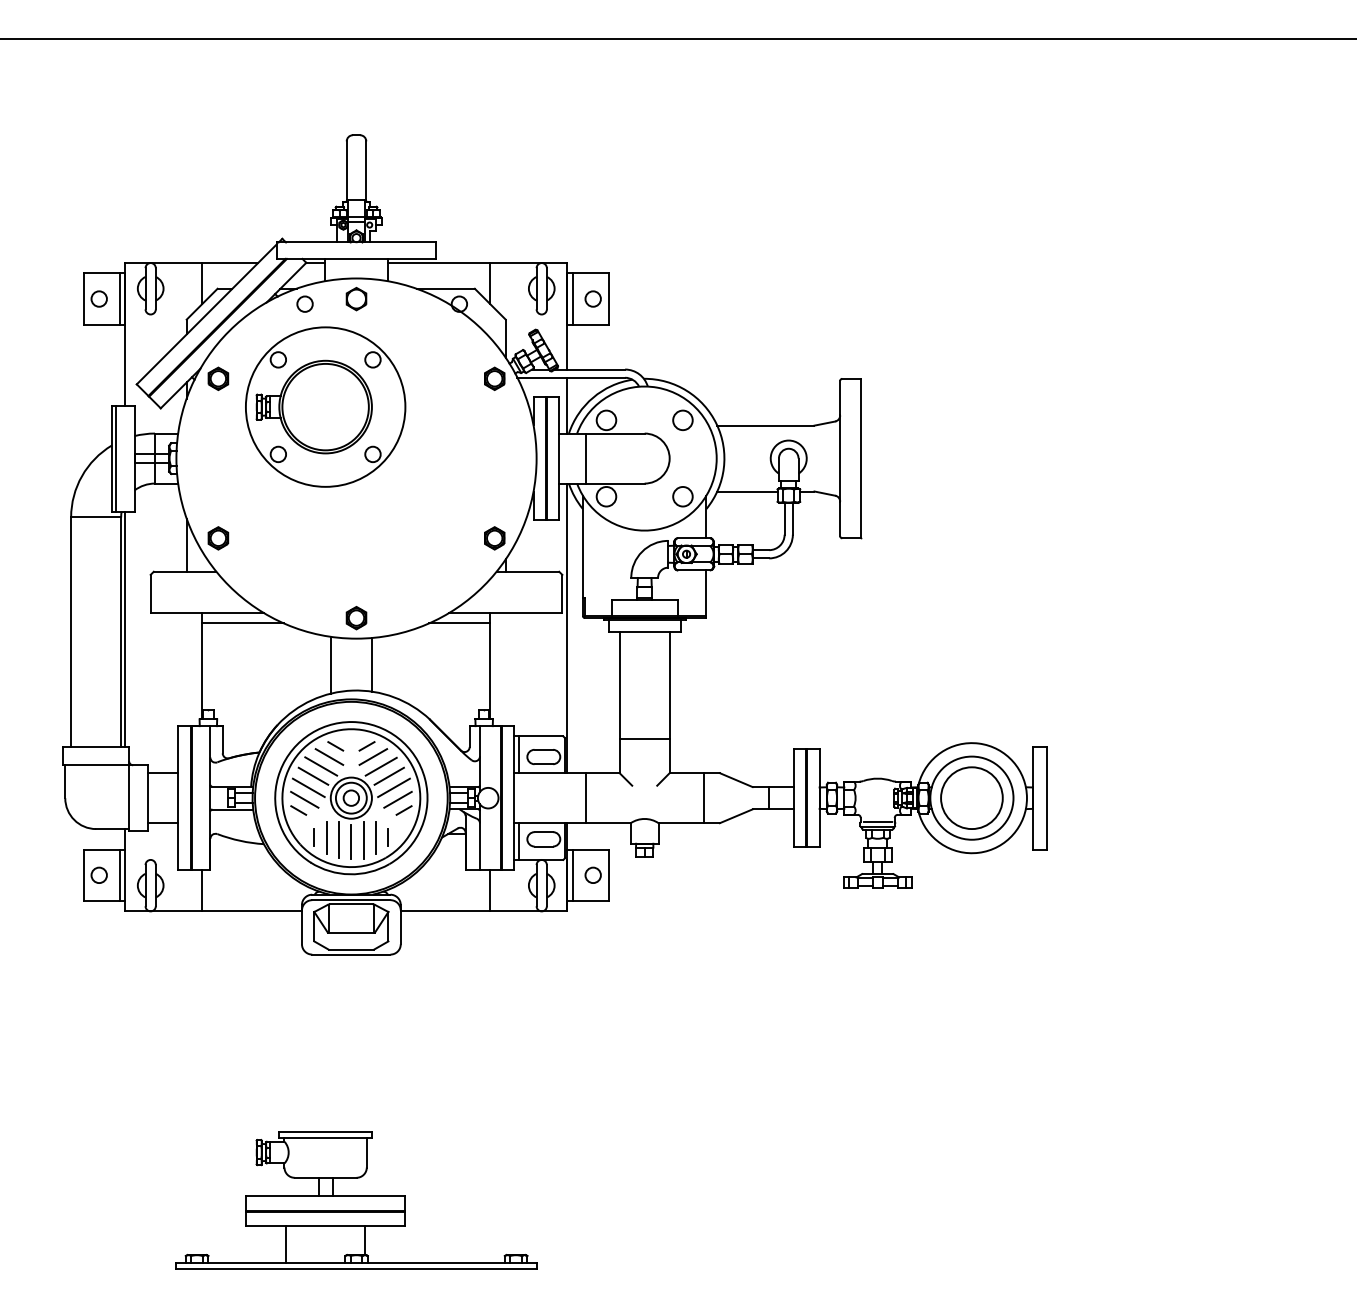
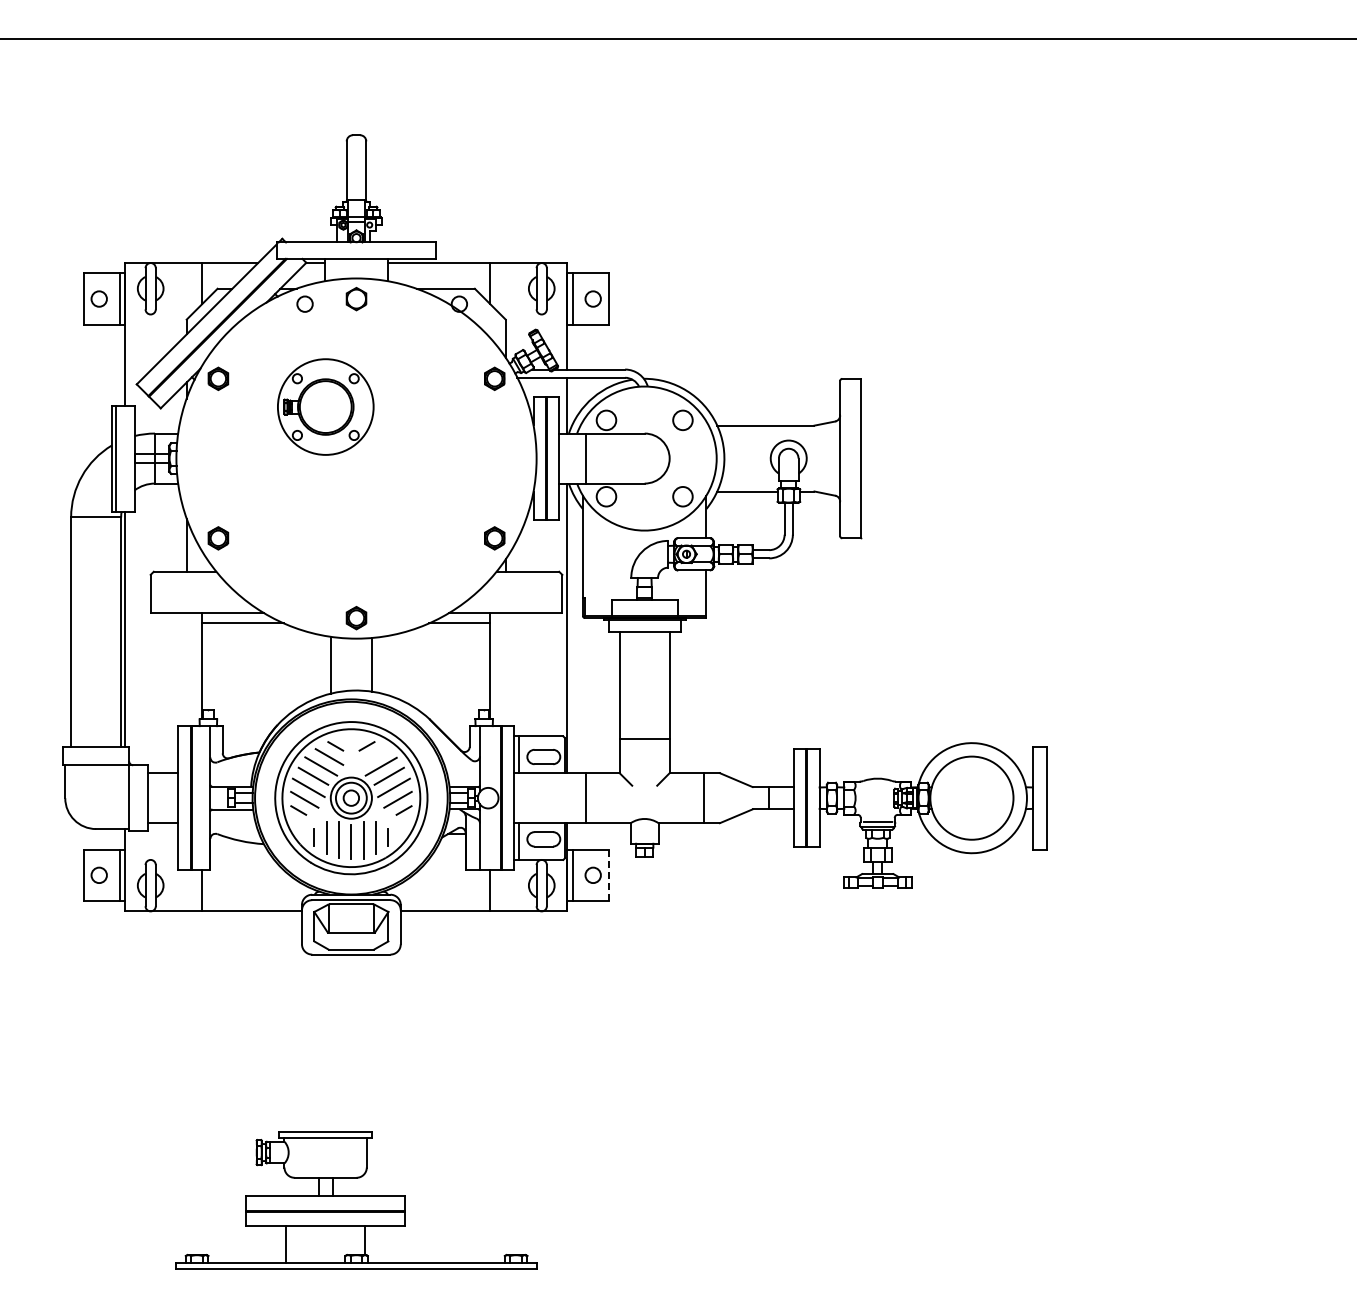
part size: 162x162 px -> 98x98 px (325, 406)
line: present -> none (373, 756)
circle: present -> none (971, 797)
line: solid -> dashed (608, 875)
